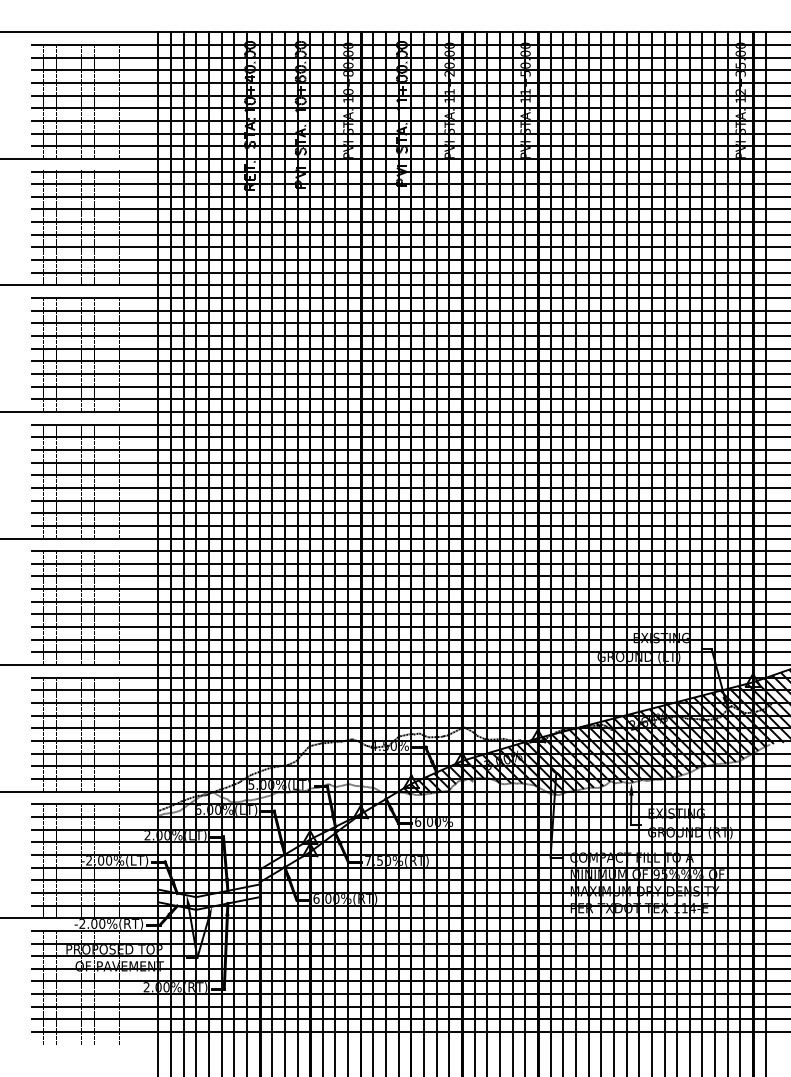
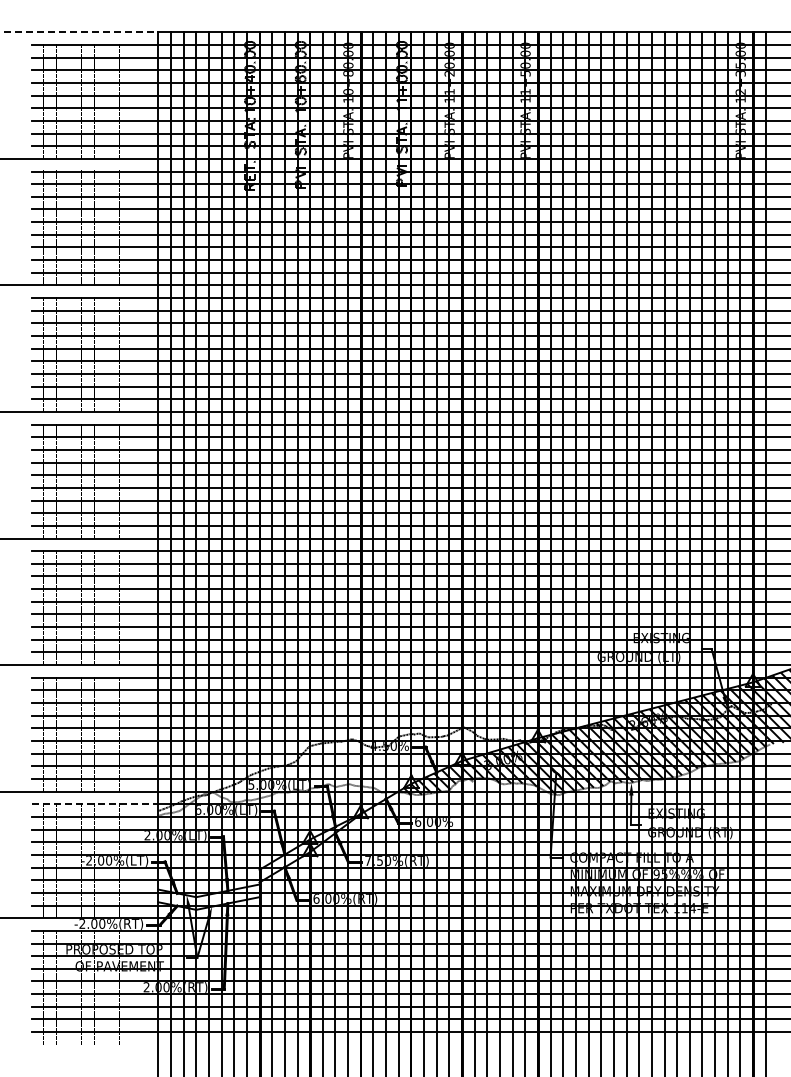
line: solid -> dashed (79, 32)
line: solid -> dashed (95, 804)
